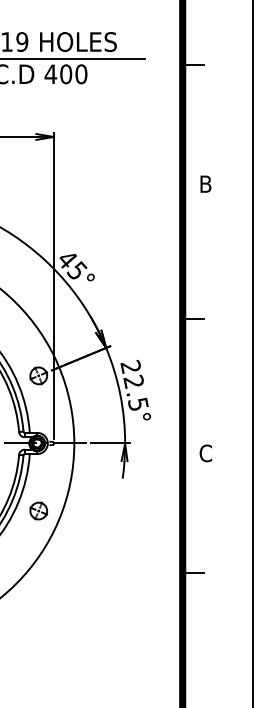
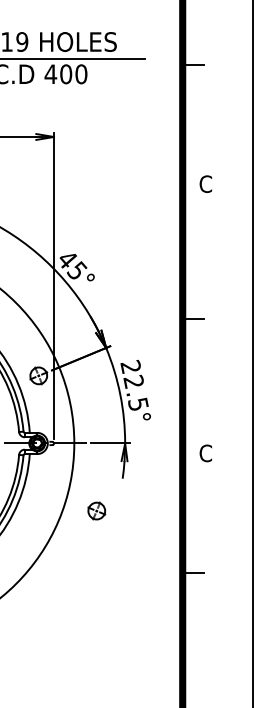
text: B -> C (205, 183)
part position: (38, 510) -> (96, 510) (96, 510)
